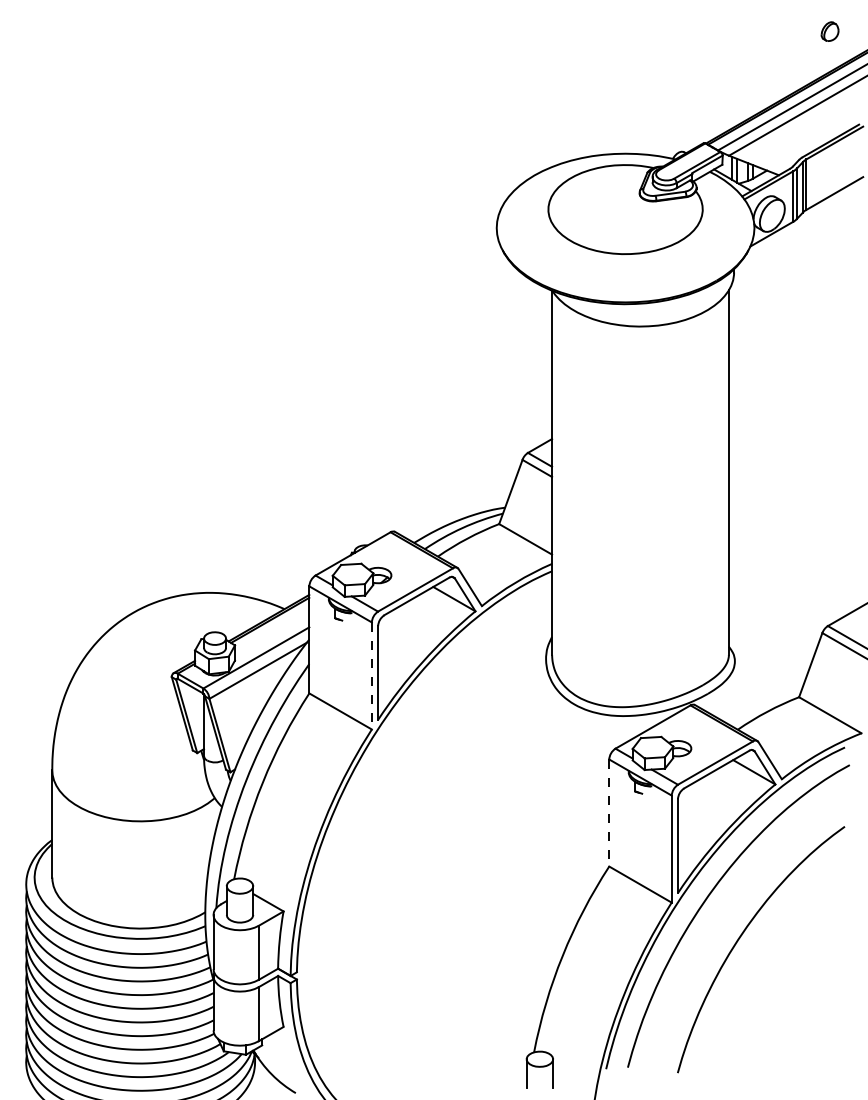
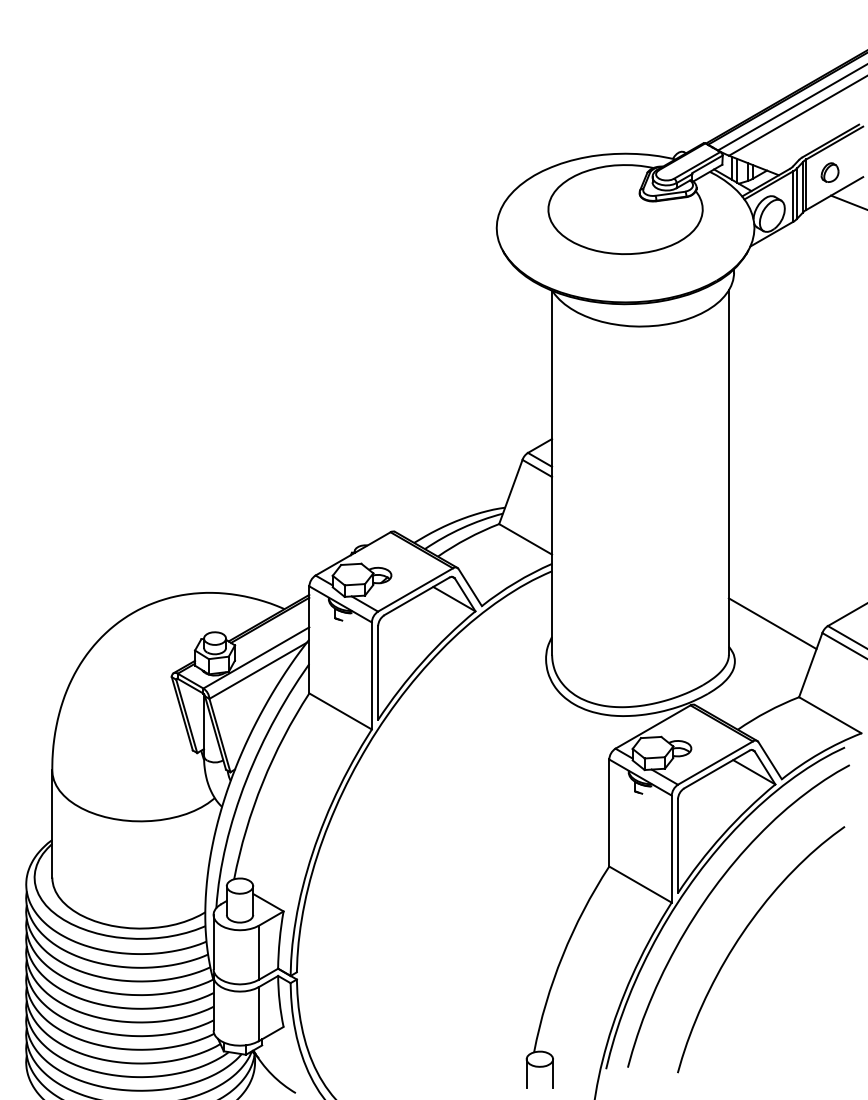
part position: (829, 31) -> (829, 172) (829, 172)
line: none -> present (847, 201)
line: none -> present (772, 623)
line: dashed -> solid (371, 675)
line: dashed -> solid (609, 813)
